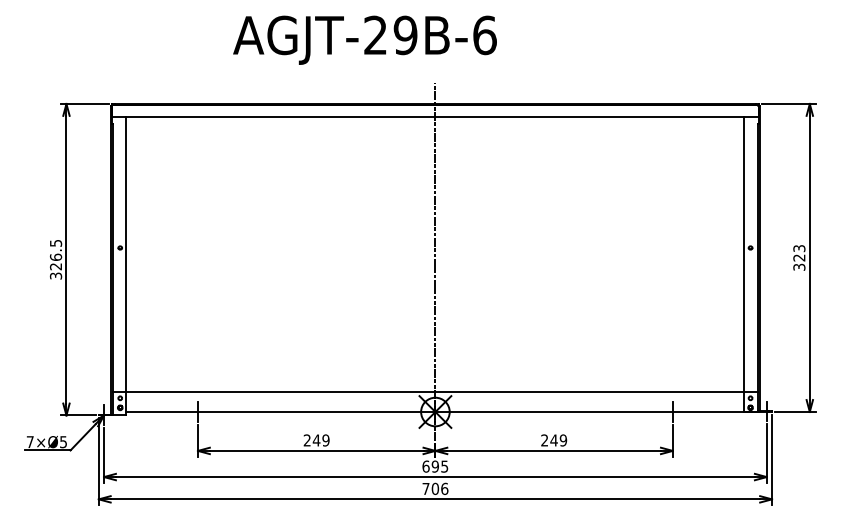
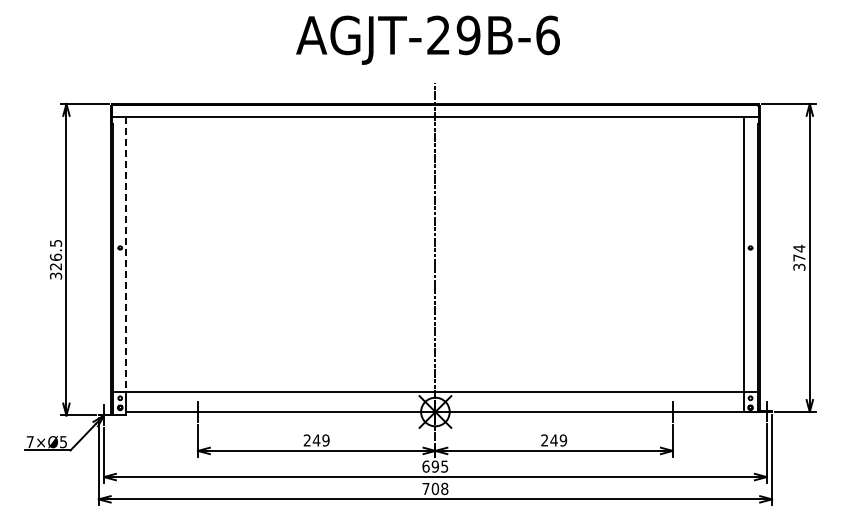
text position: (364, 39) -> (427, 39) (427, 39)
text: 323 -> 374 (799, 252)
line: solid -> dashed (126, 254)
text: 706 -> 708 (444, 488)
